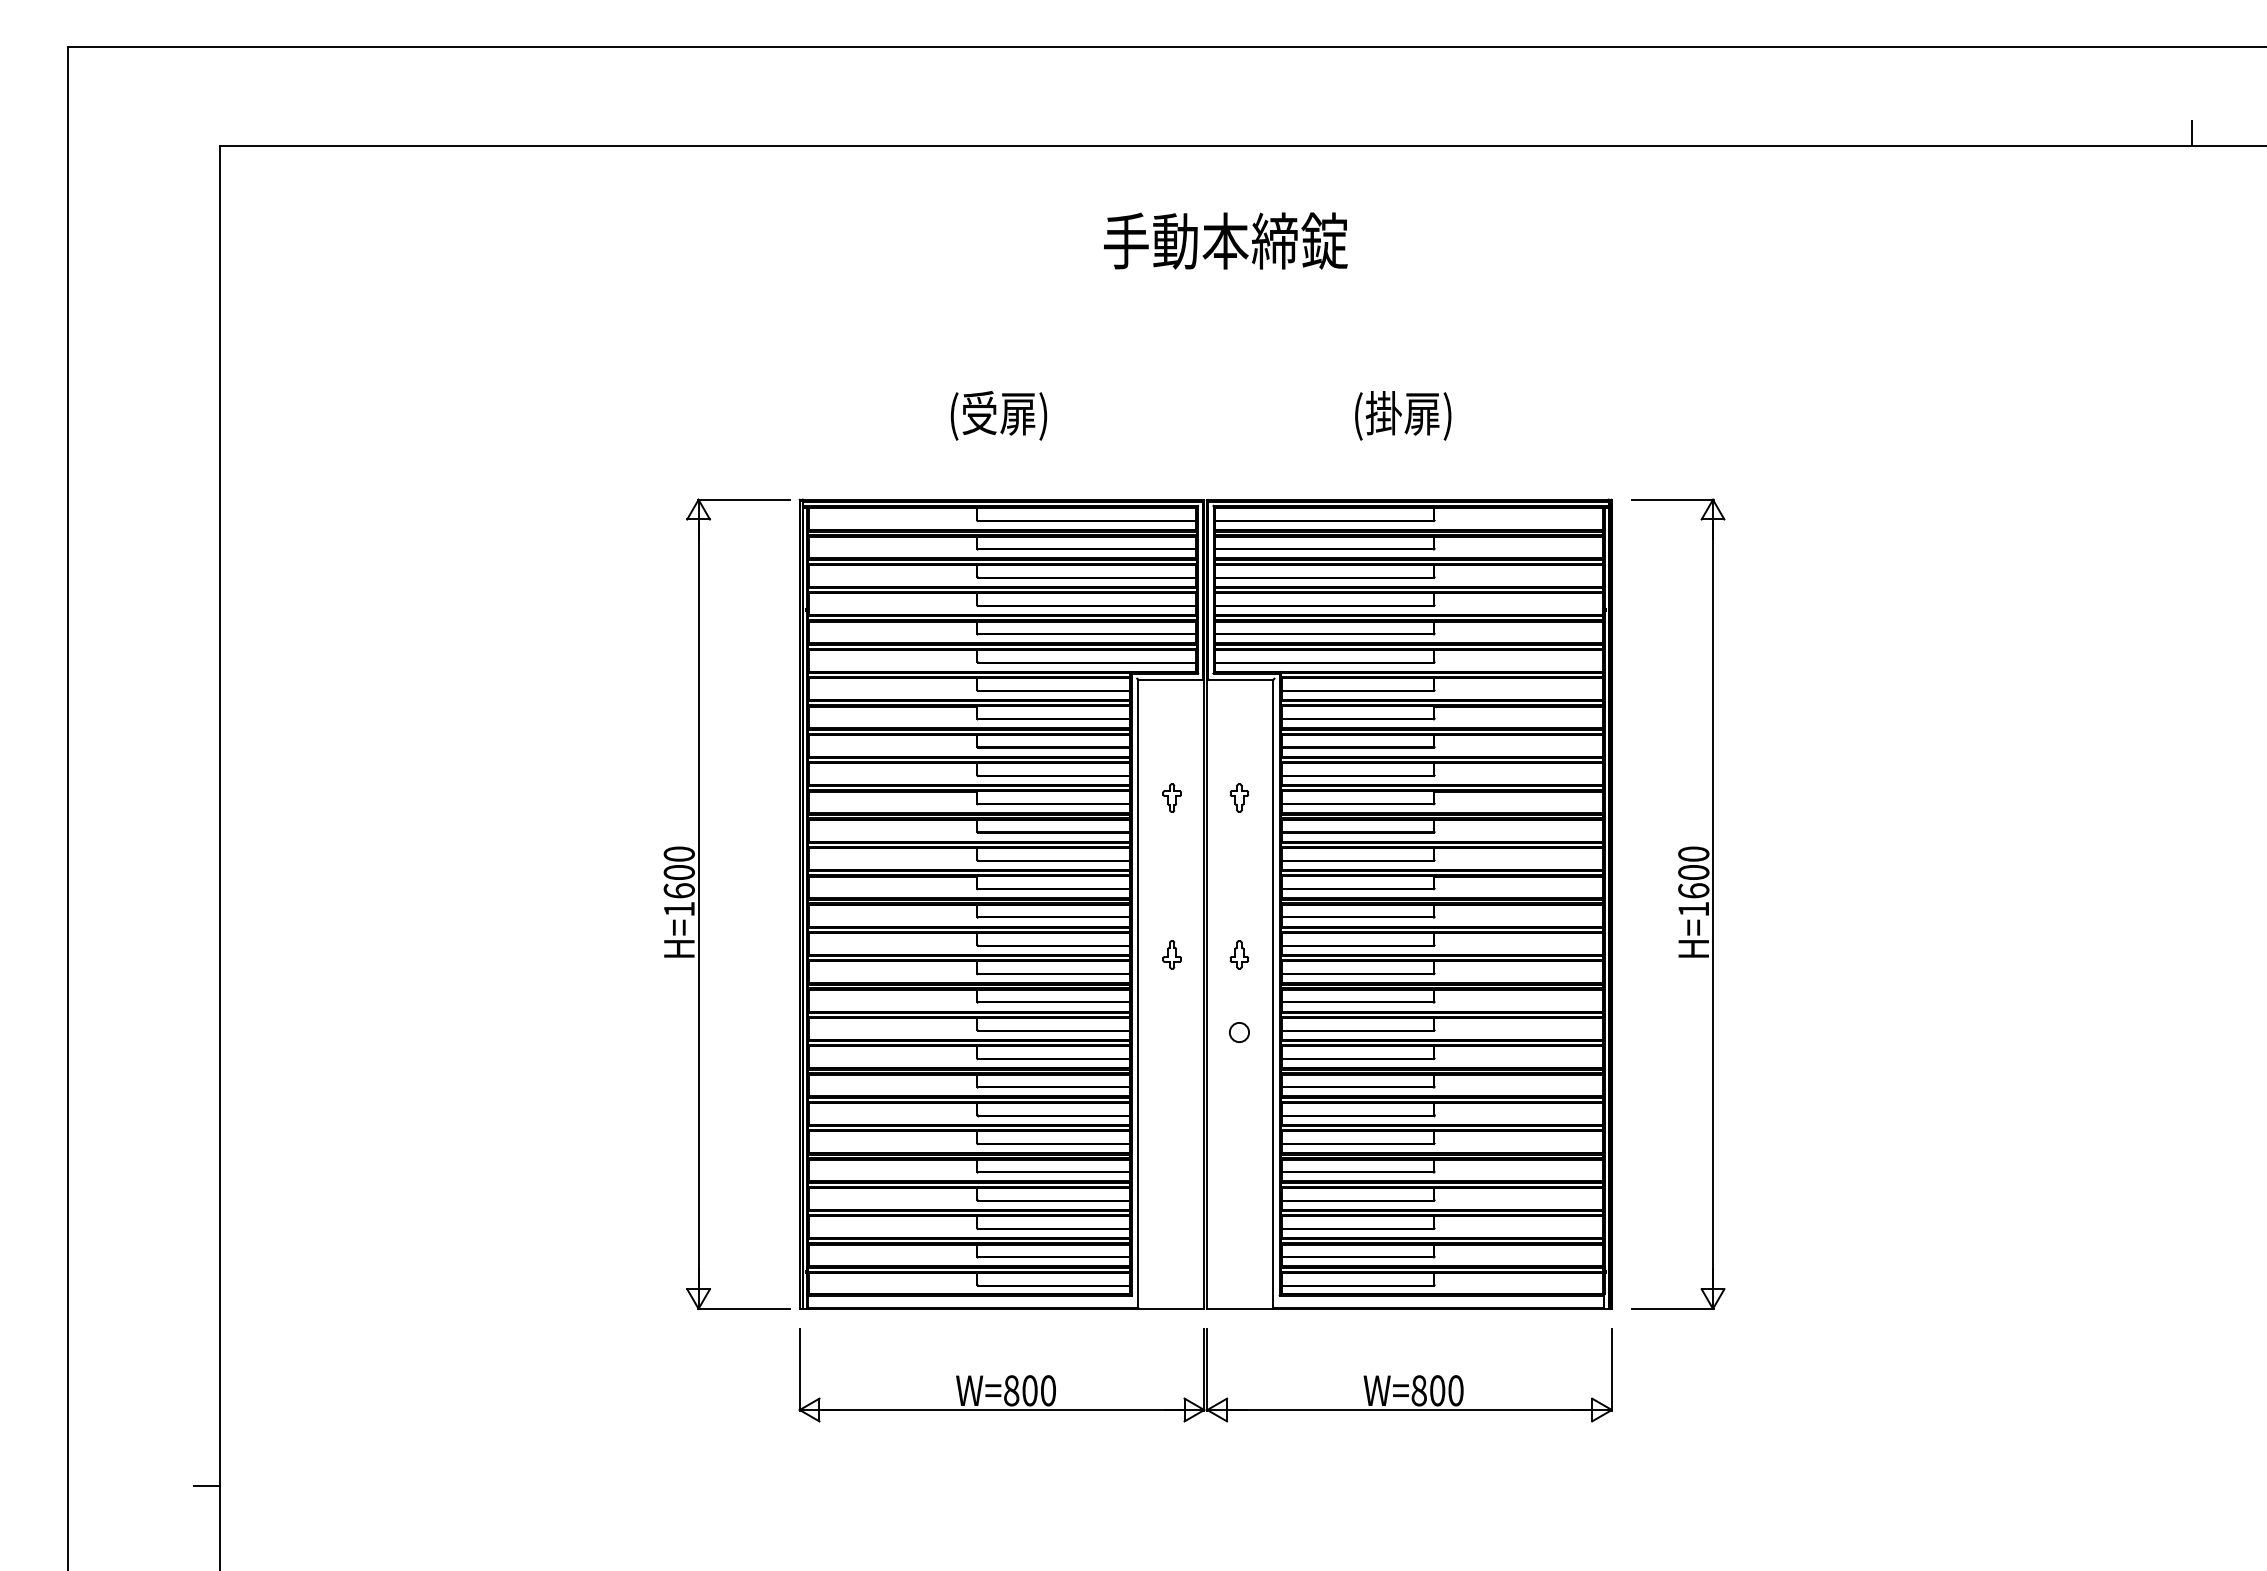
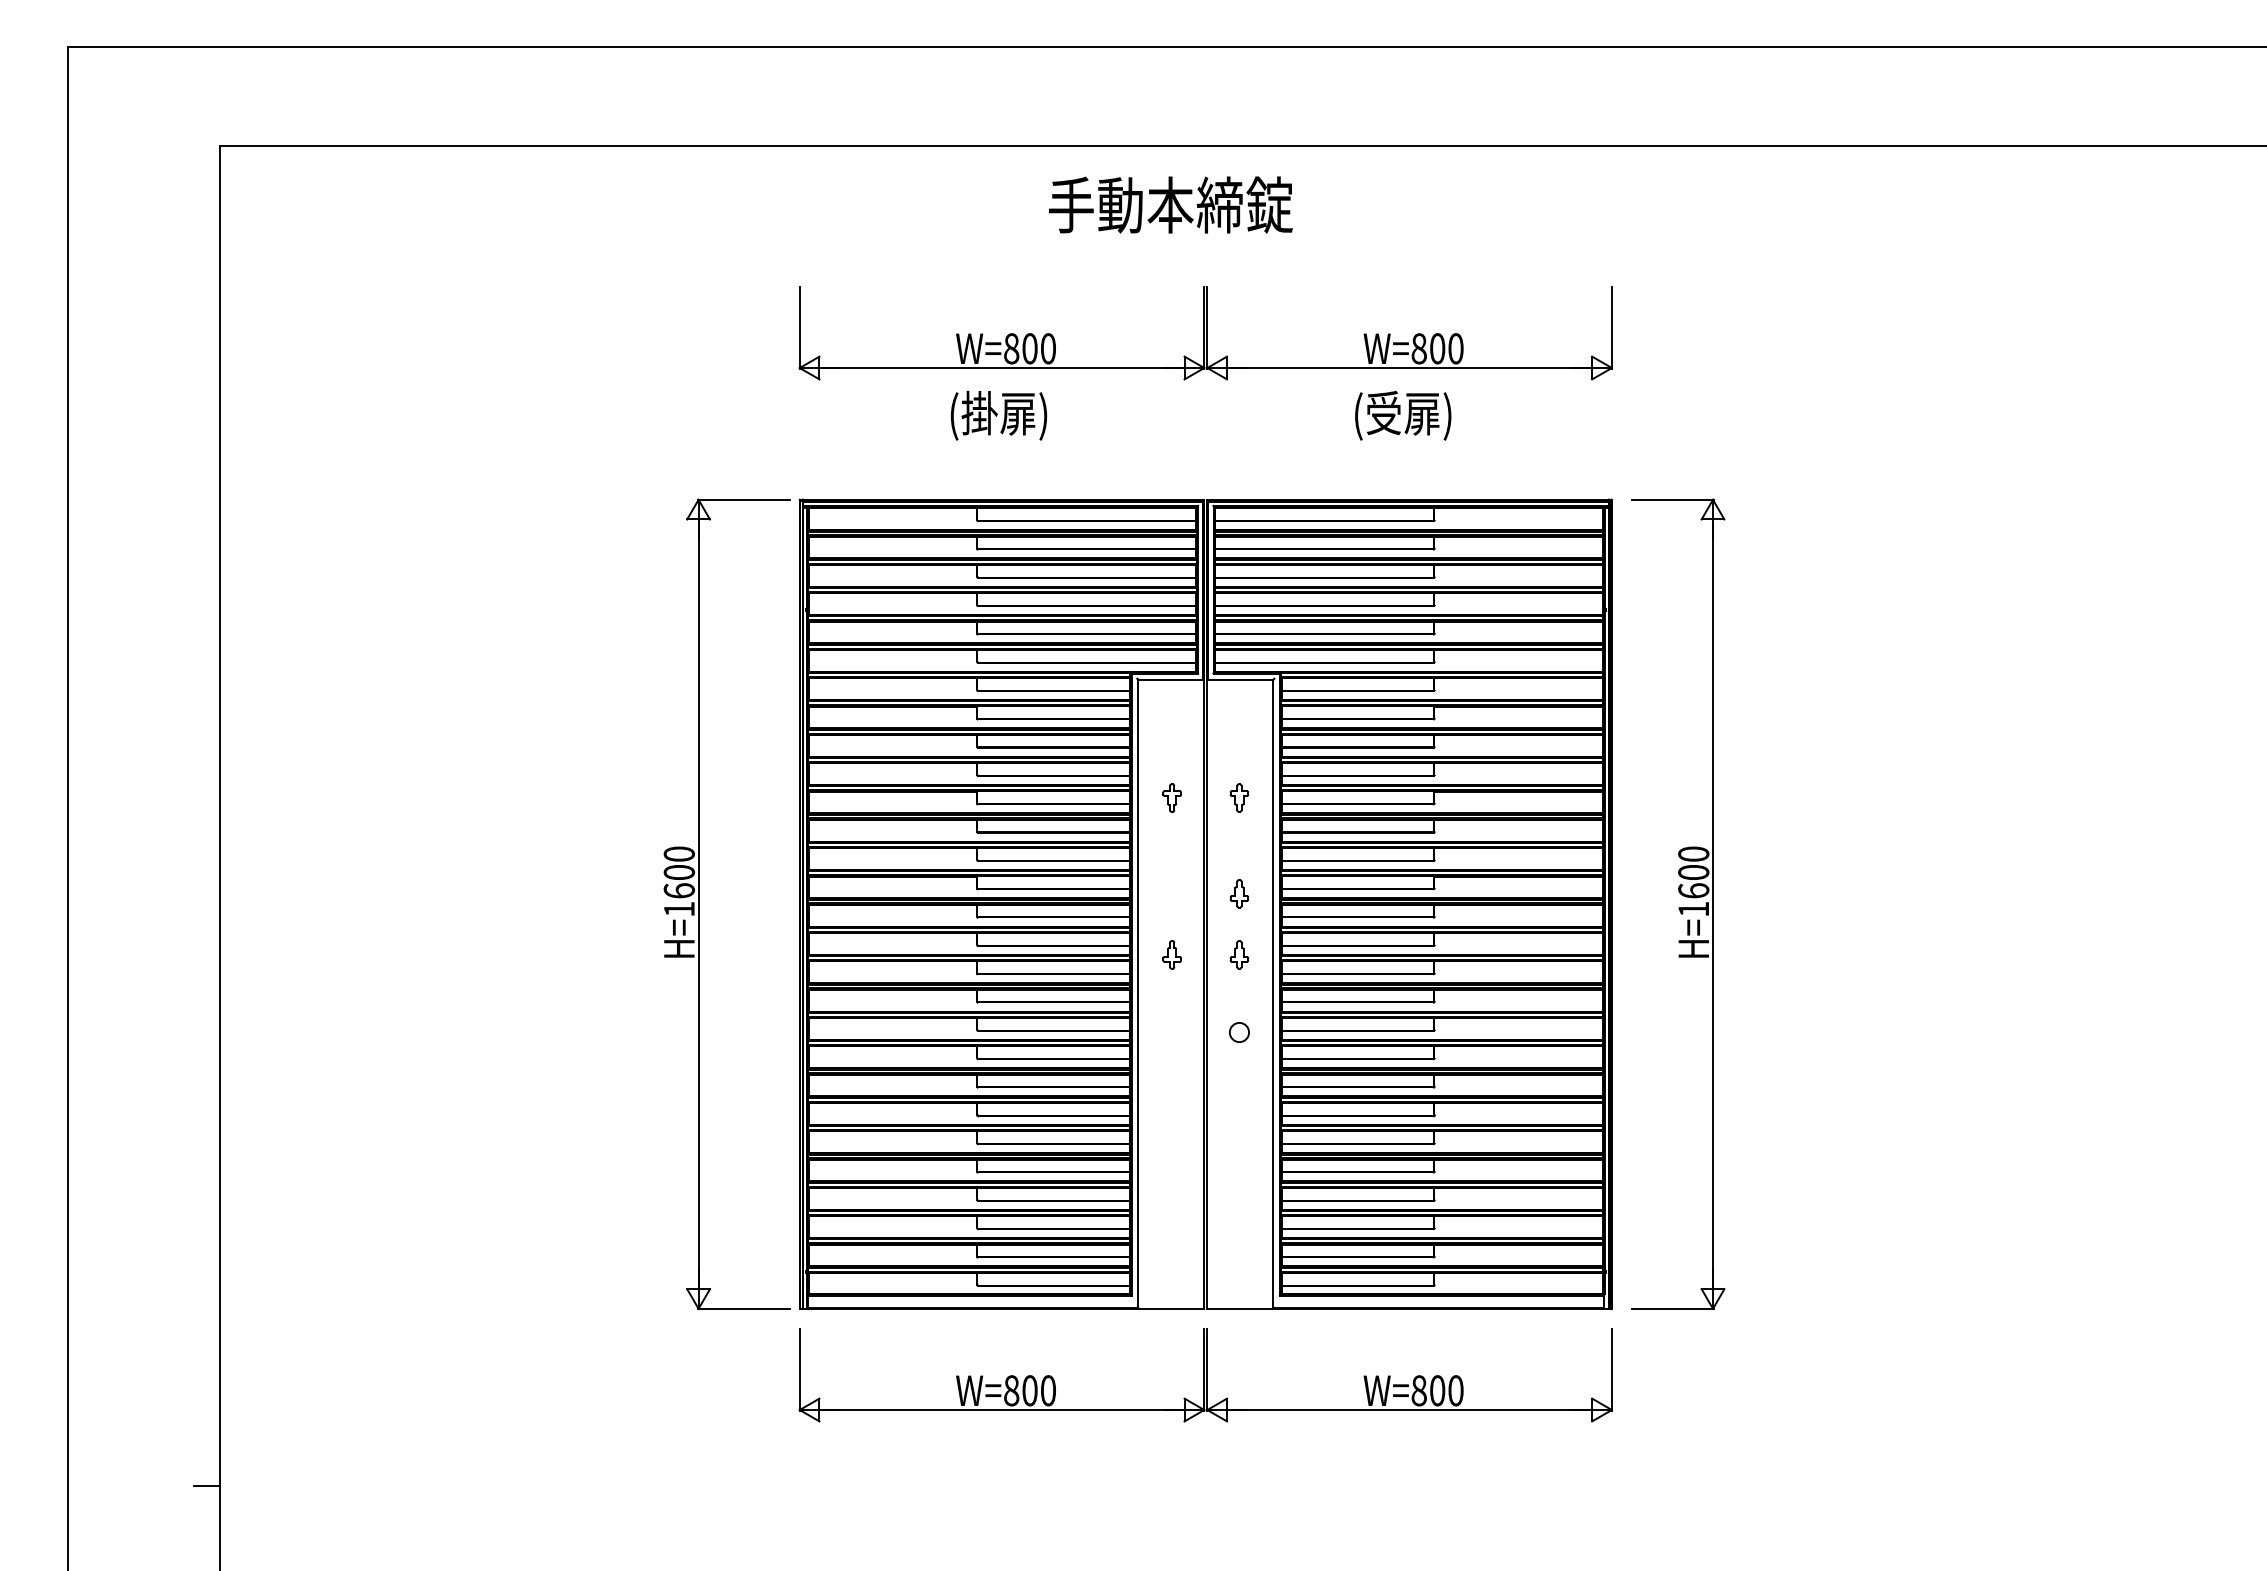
line: present -> none (2191, 132)
text position: (1225, 240) -> (1170, 204) (1170, 204)
part: none -> present (1205, 333)
text: (受扉) -> (掛扉) (979, 412)
text: (掛扉) -> (受扉) (1383, 413)
part: none -> present (1238, 893)
